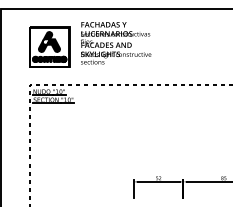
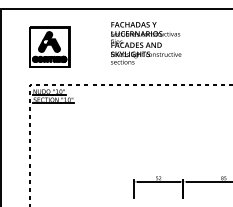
text position: (116, 43) -> (146, 43) (146, 43)
